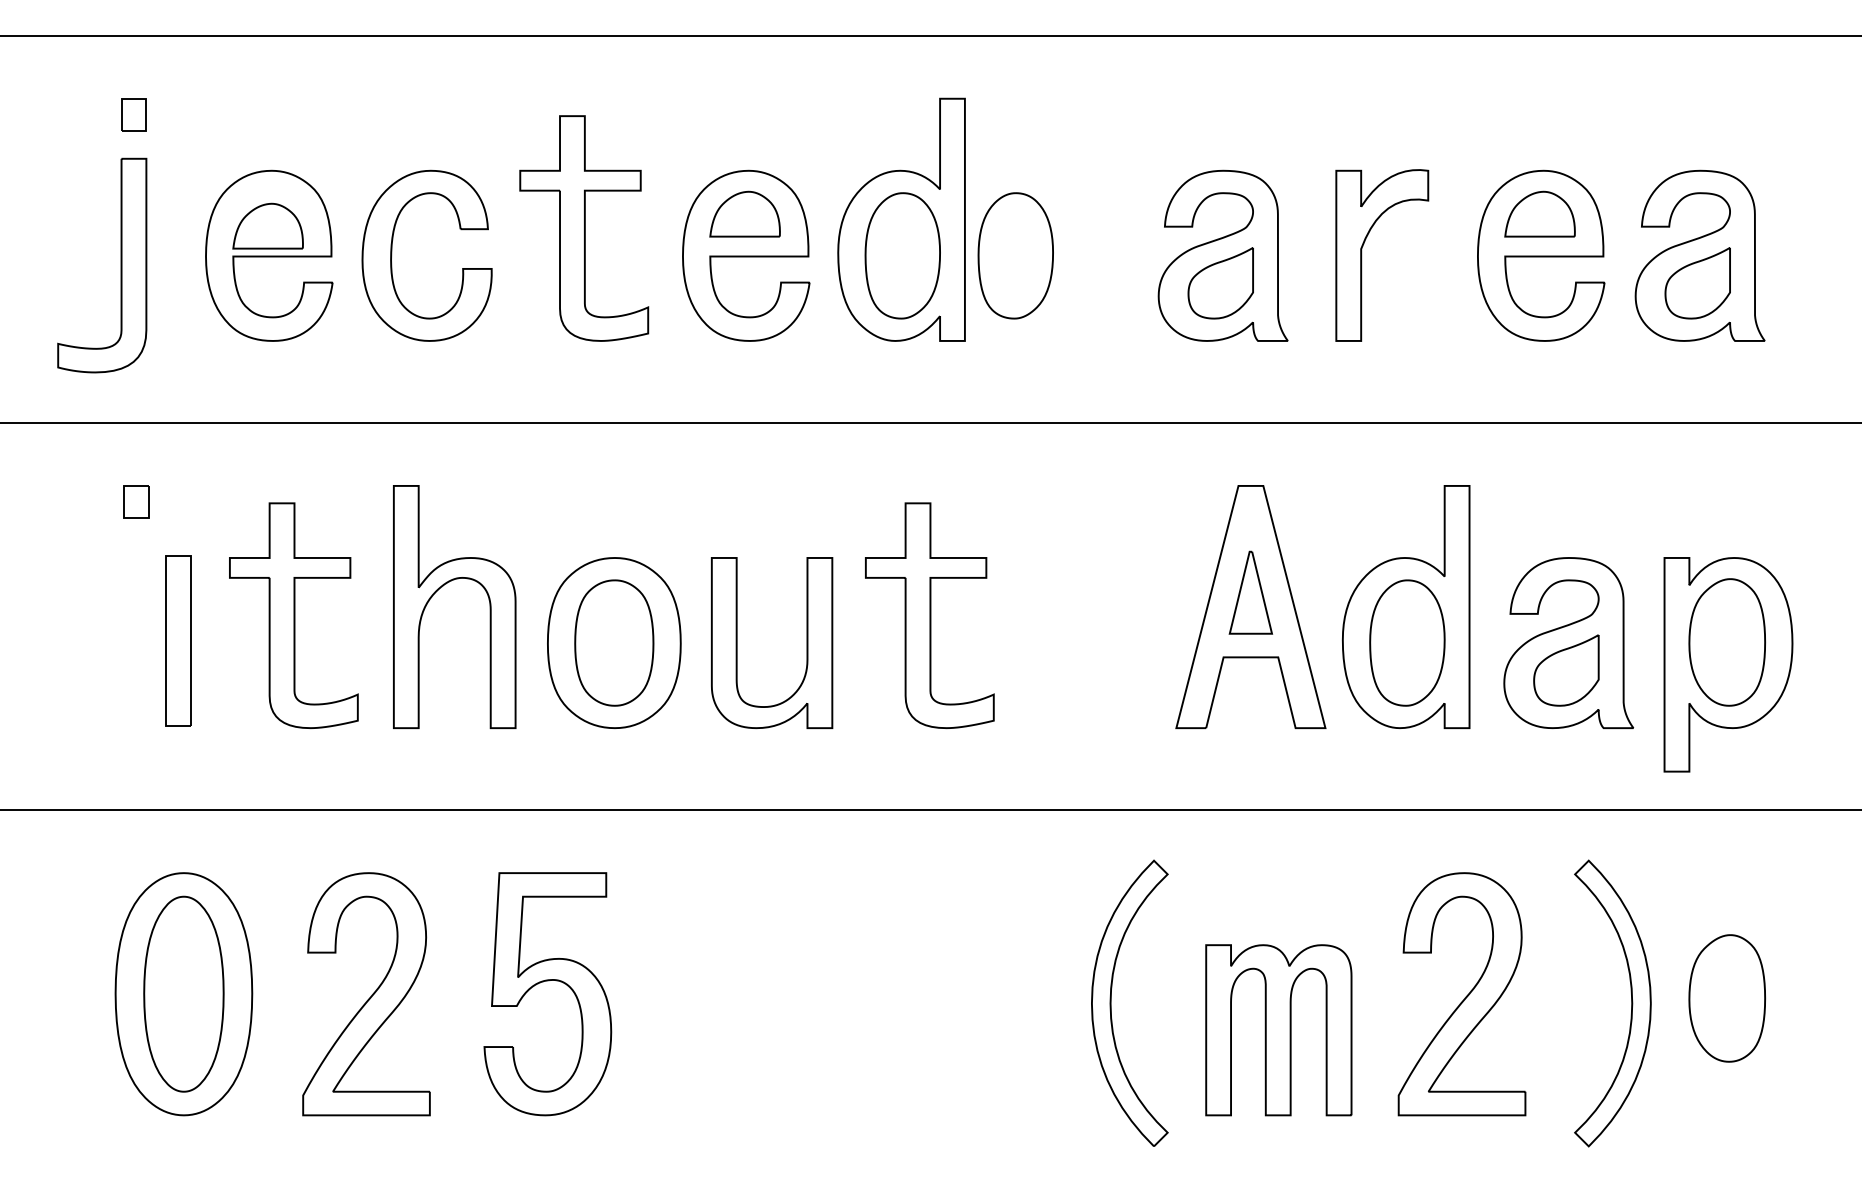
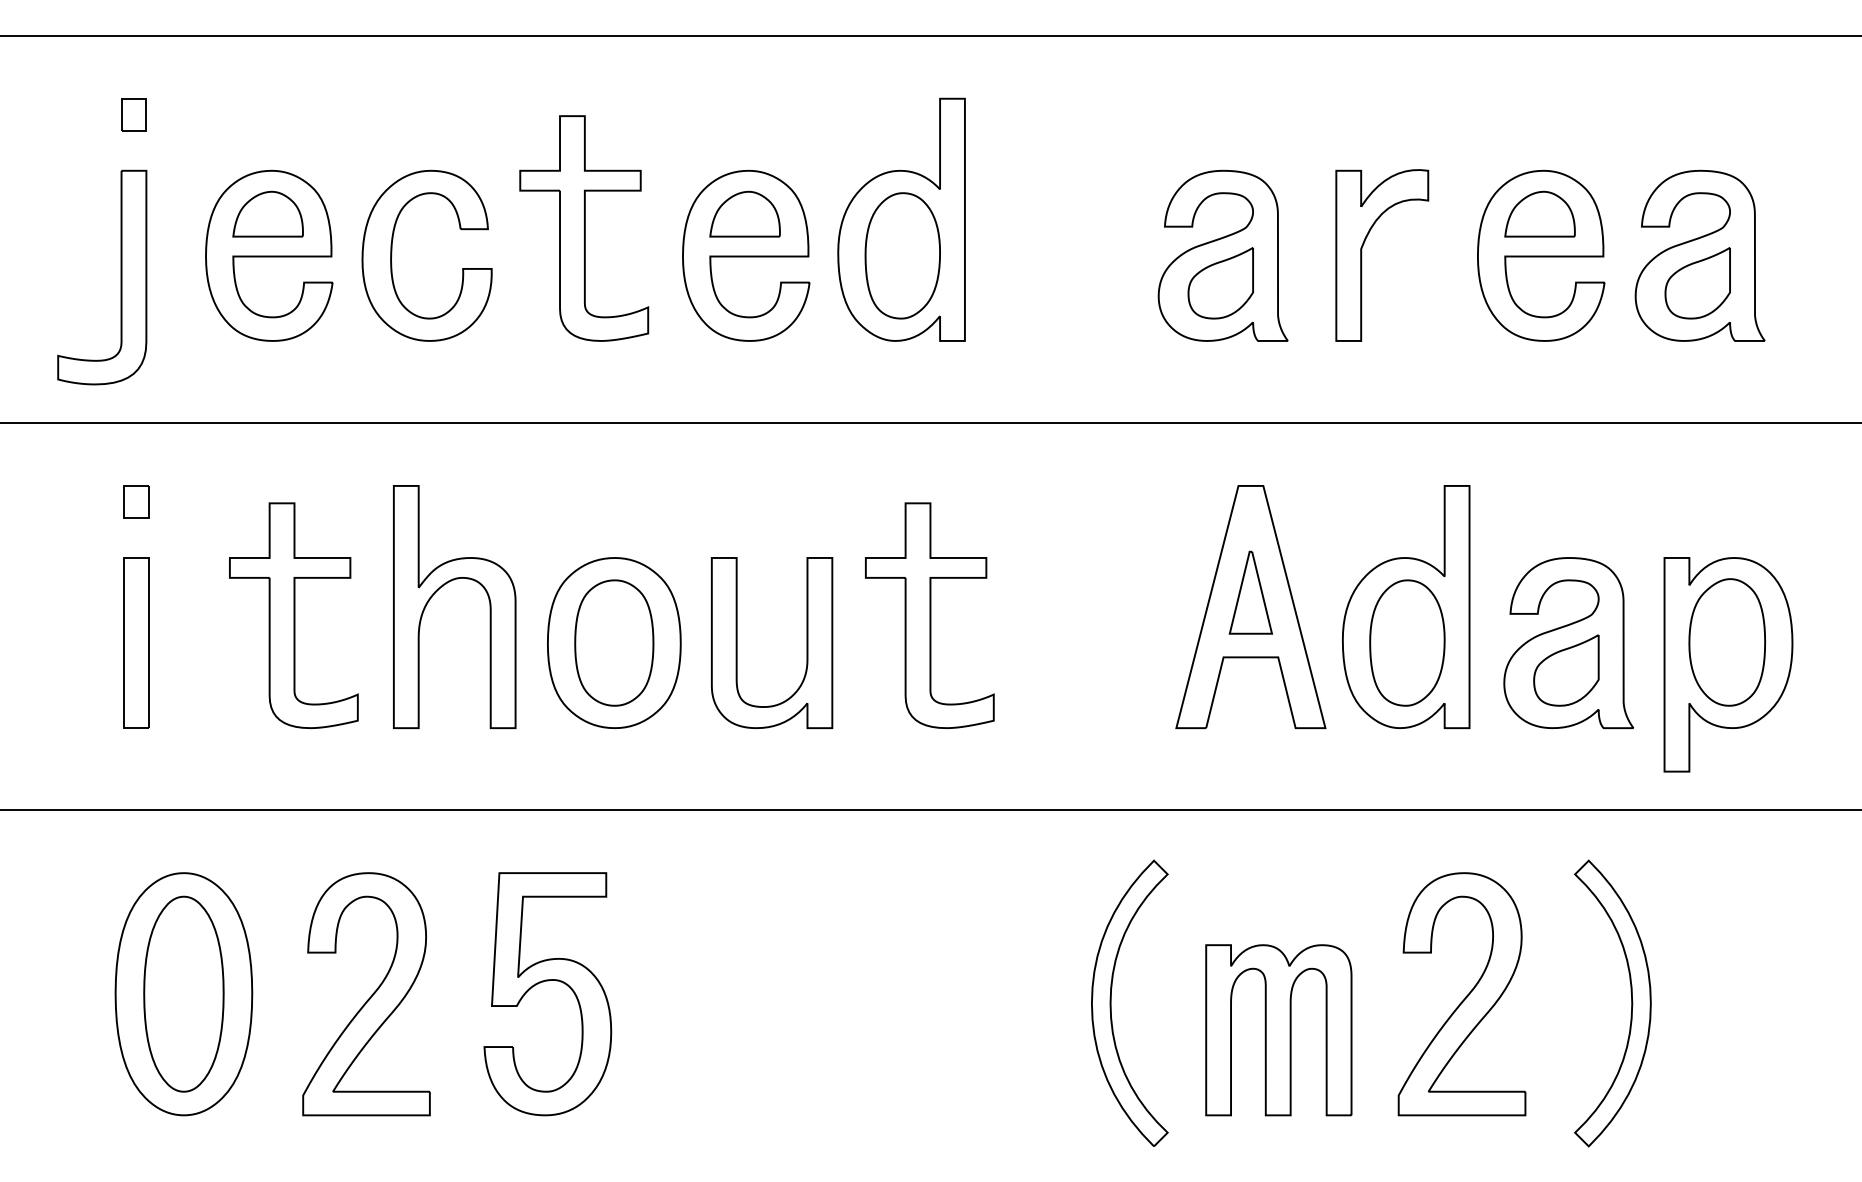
part position: (267, 225) -> (267, 213) (267, 213)
part: present -> none (1015, 255)
part position: (120, 265) -> (120, 277) (120, 277)
part position: (178, 640) -> (136, 642) (136, 642)
part: present -> none (1726, 998)
